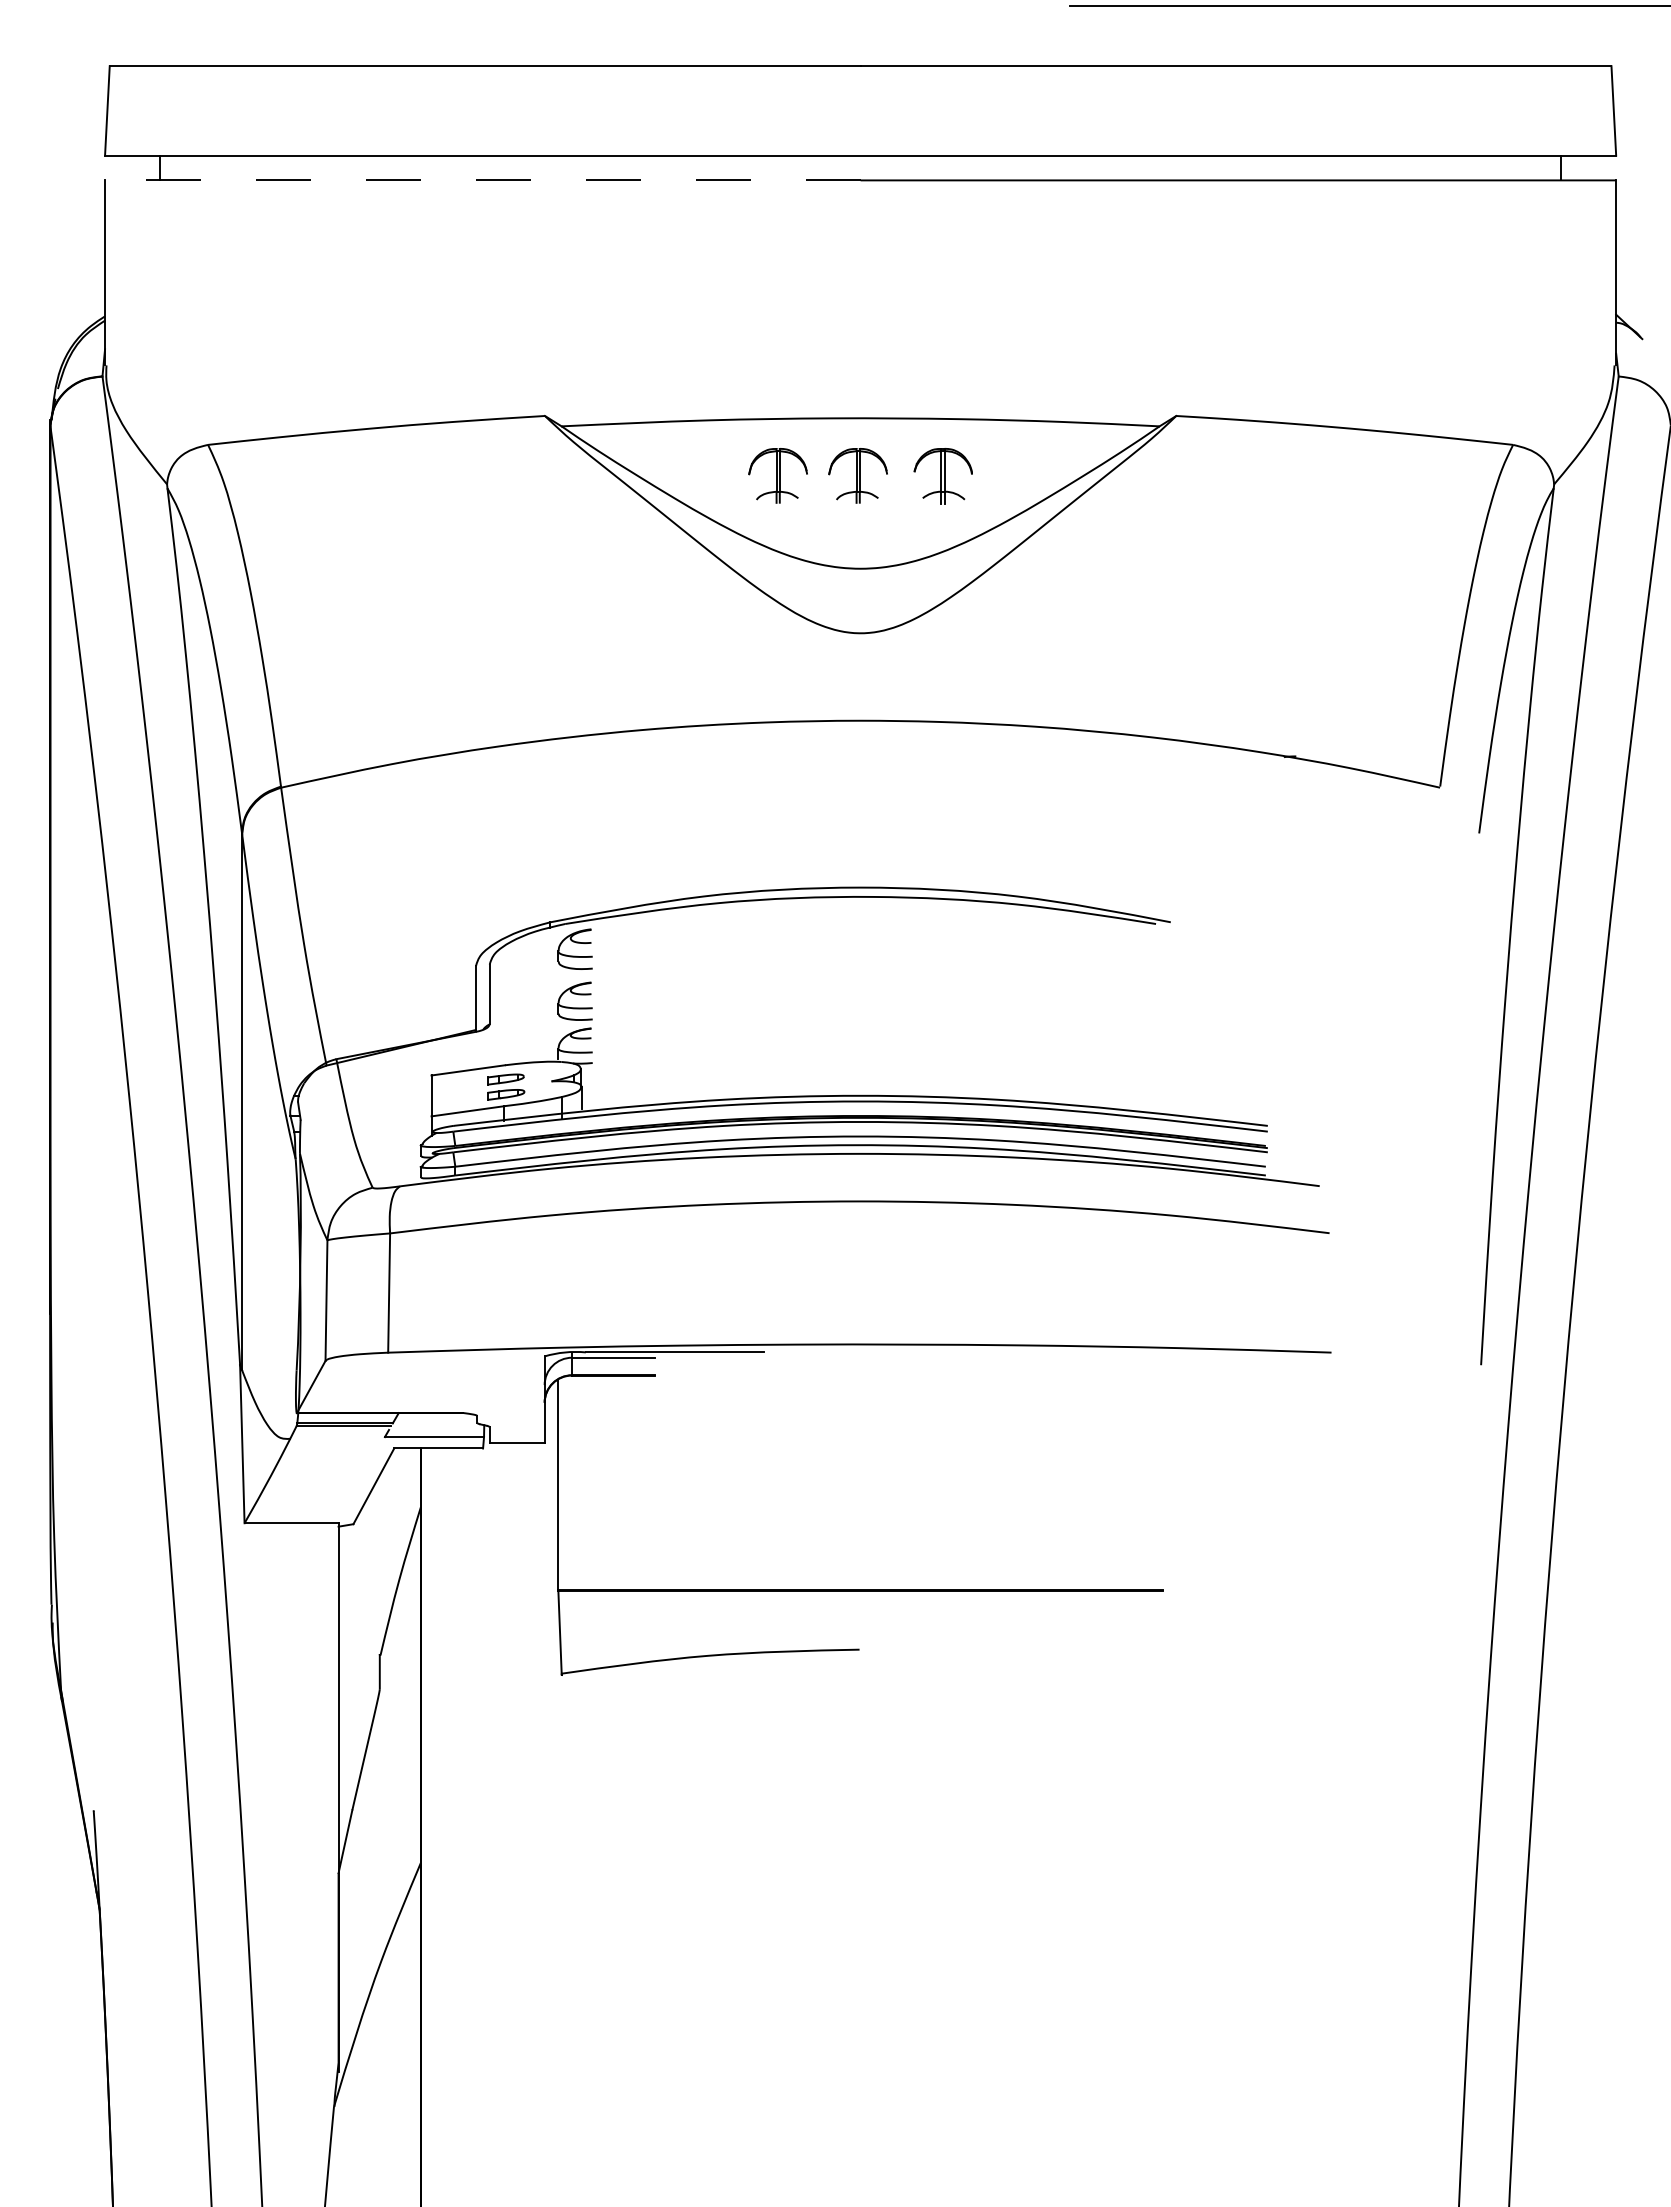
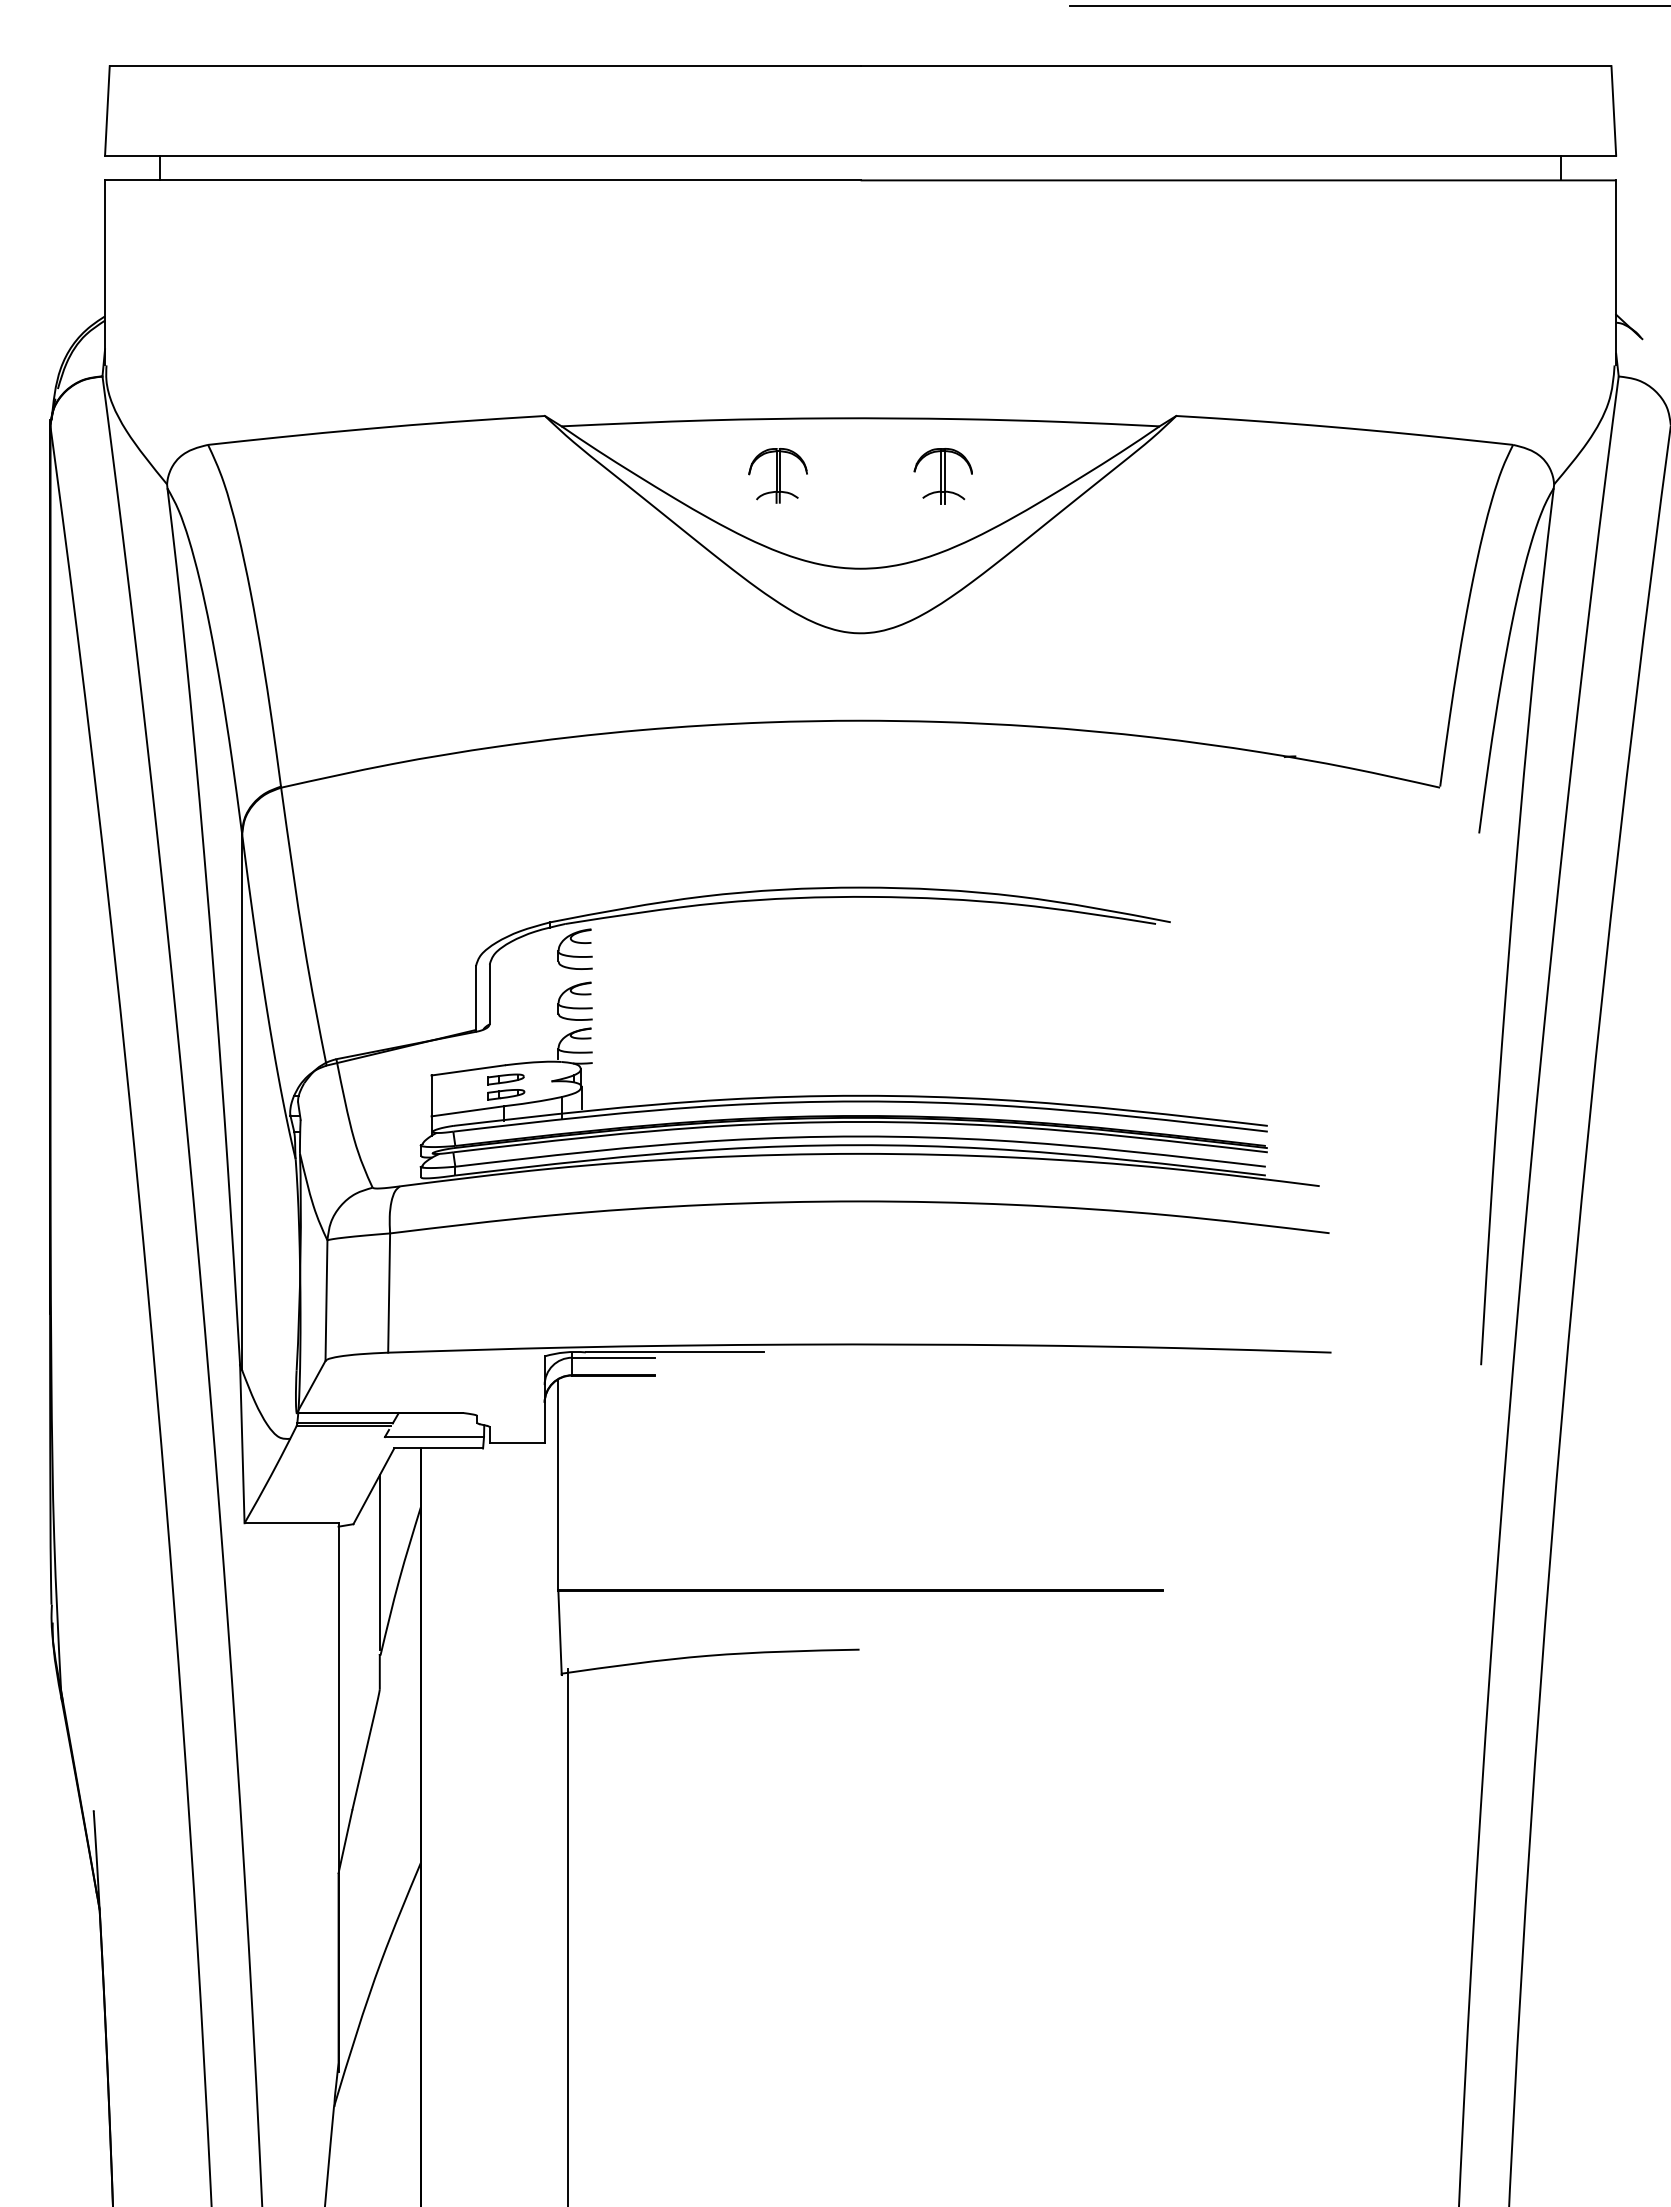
line: dashed -> solid (482, 180)
part: present -> none (857, 475)
line: none -> present (379, 1562)
line: none -> present (567, 1936)
